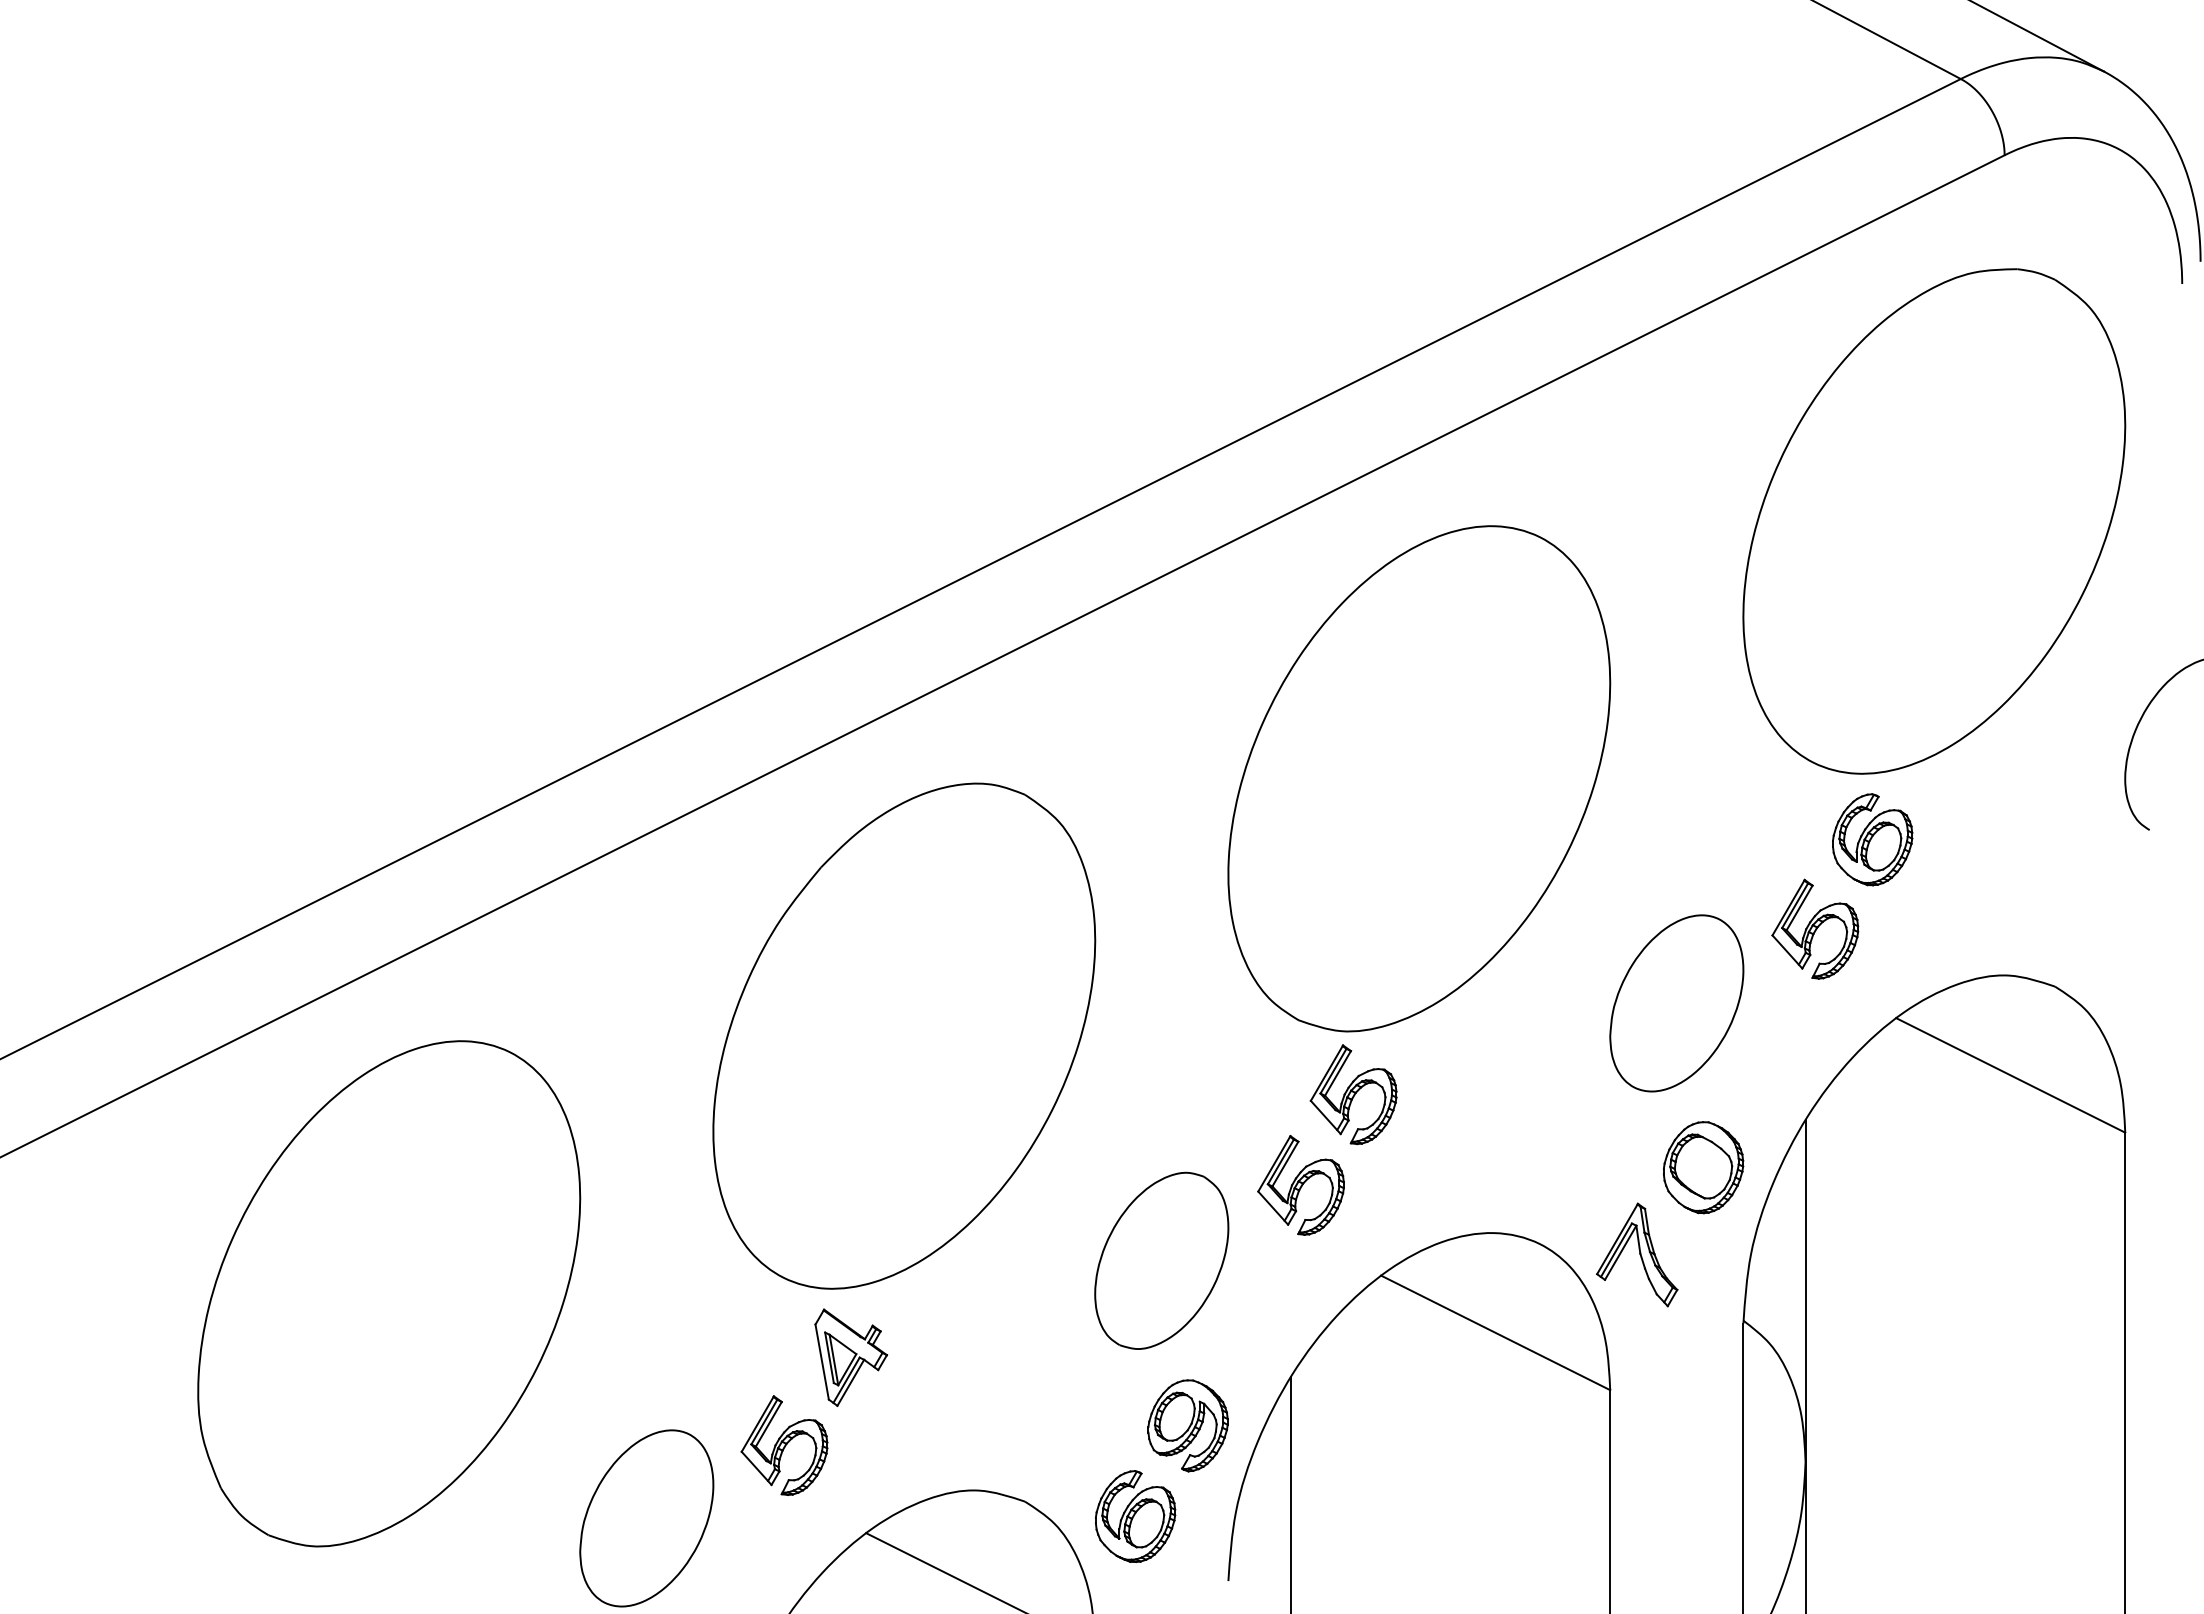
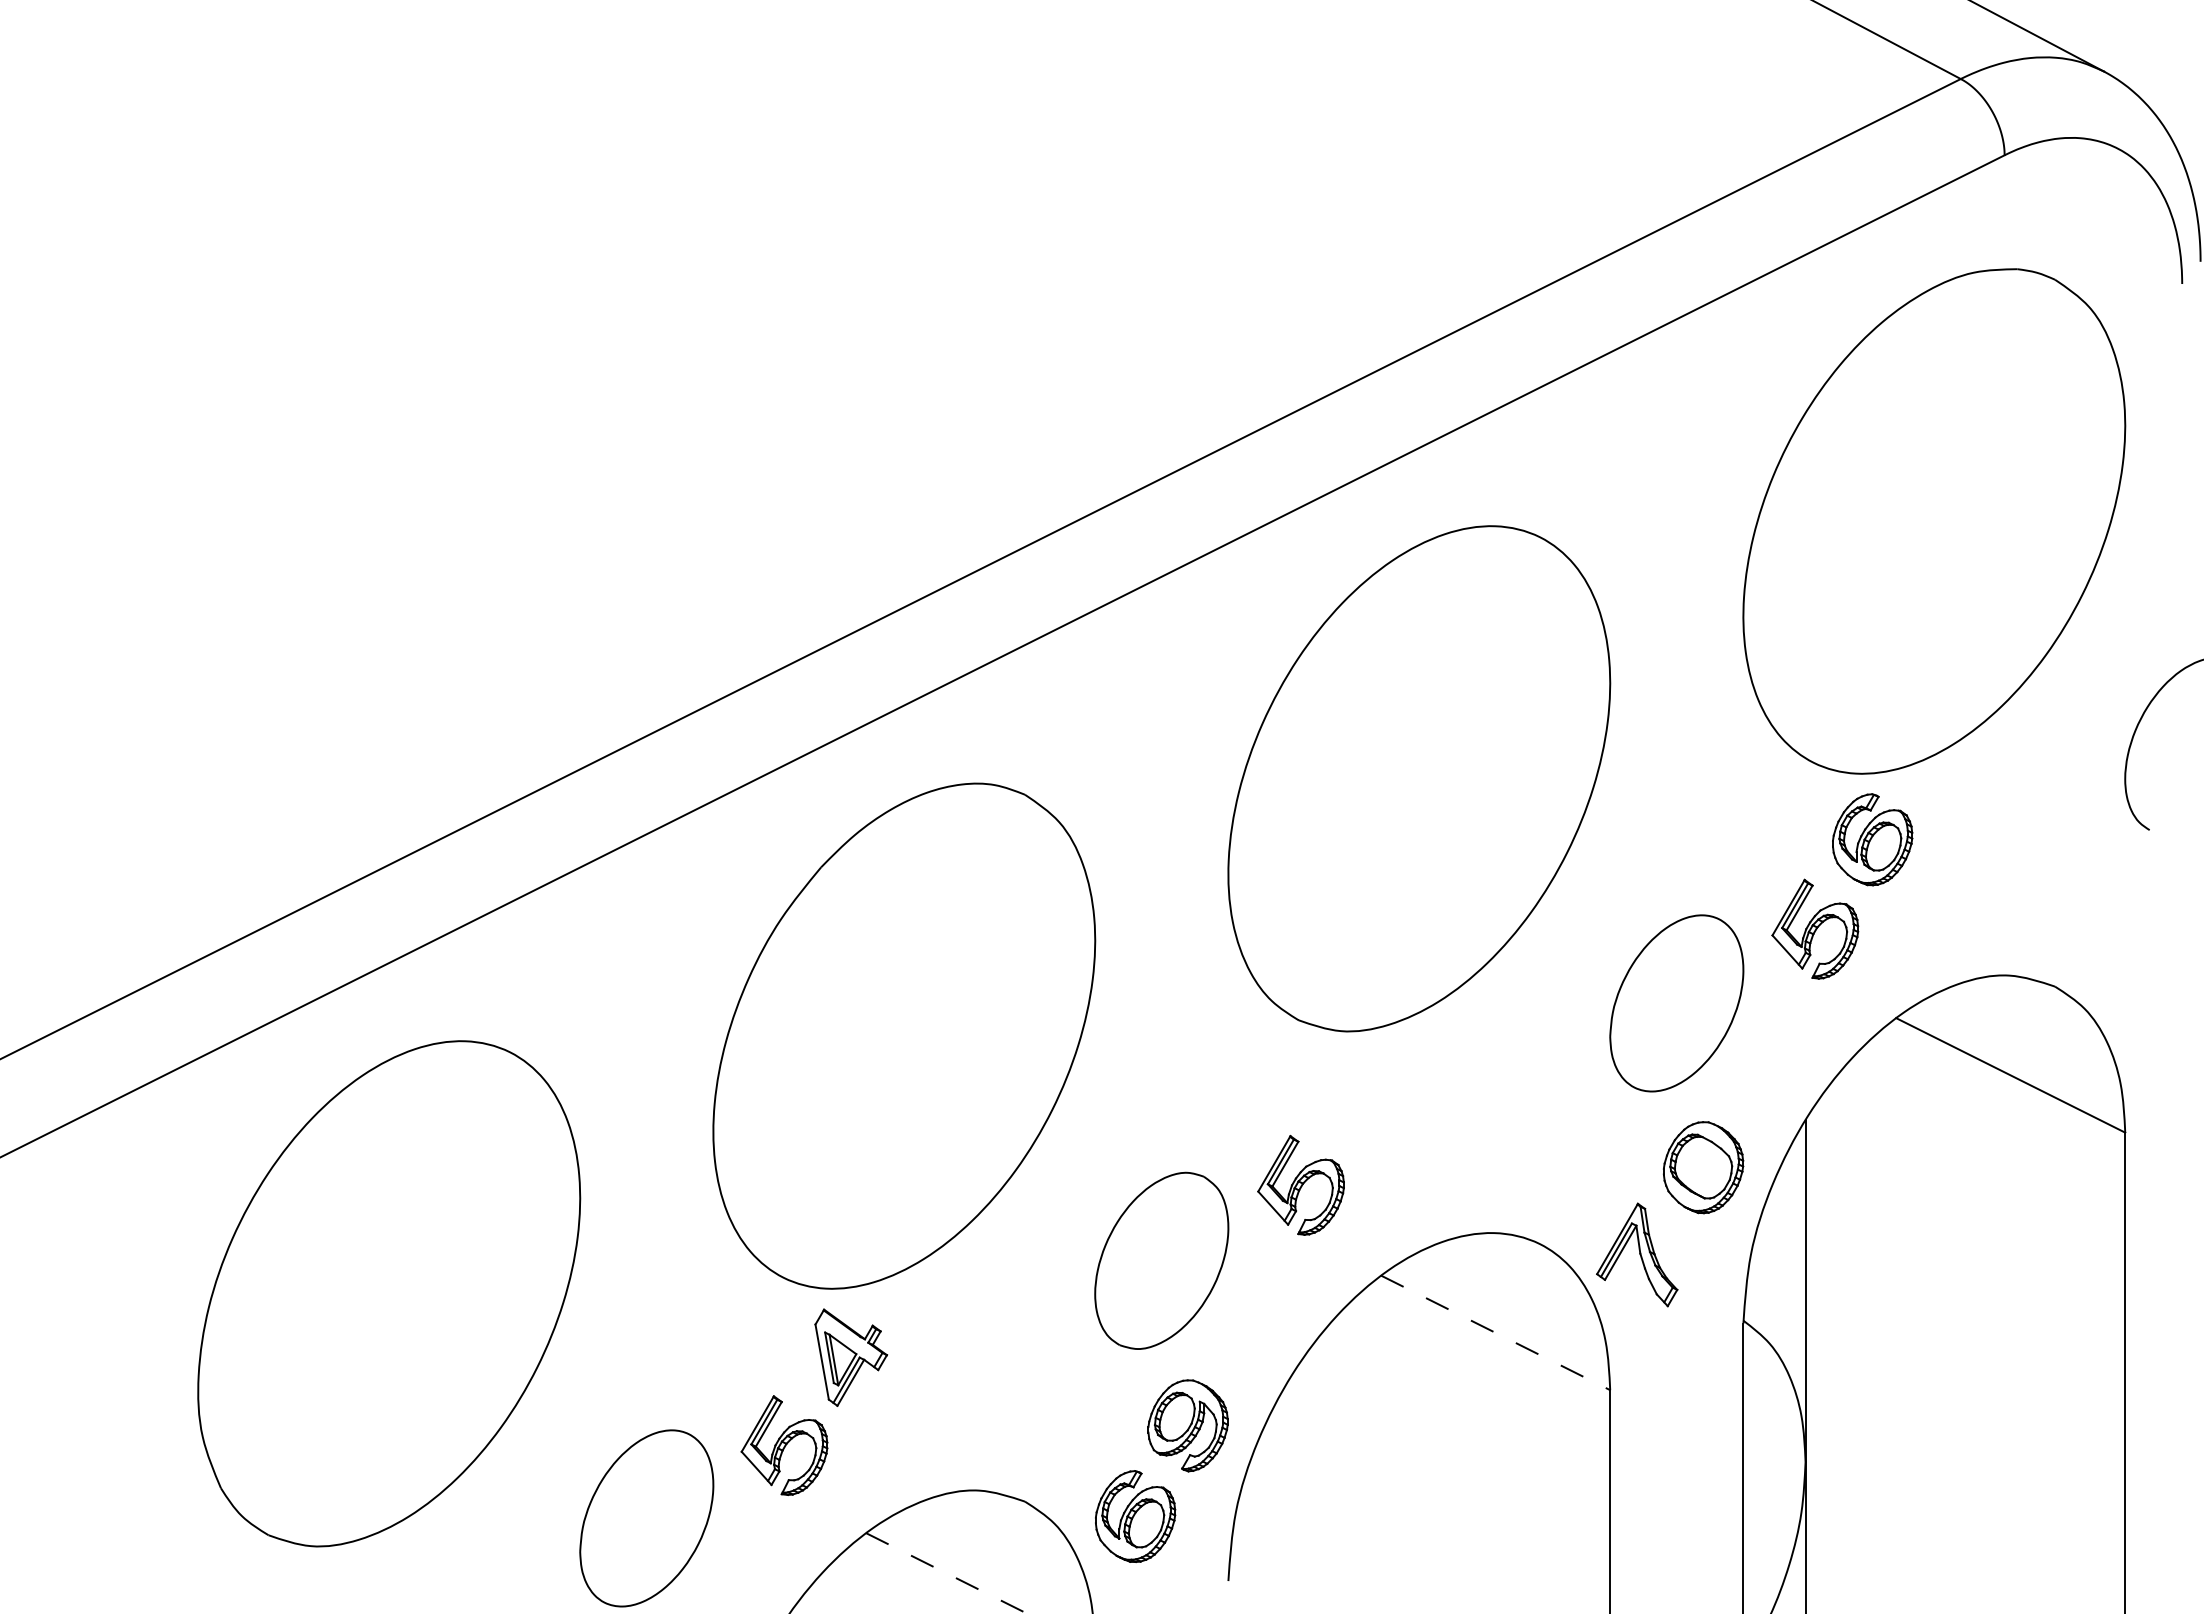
part: present -> none (1353, 1094)
line: solid -> dashed (1496, 1333)
line: present -> none (1290, 1493)
line: solid -> dashed (947, 1573)
